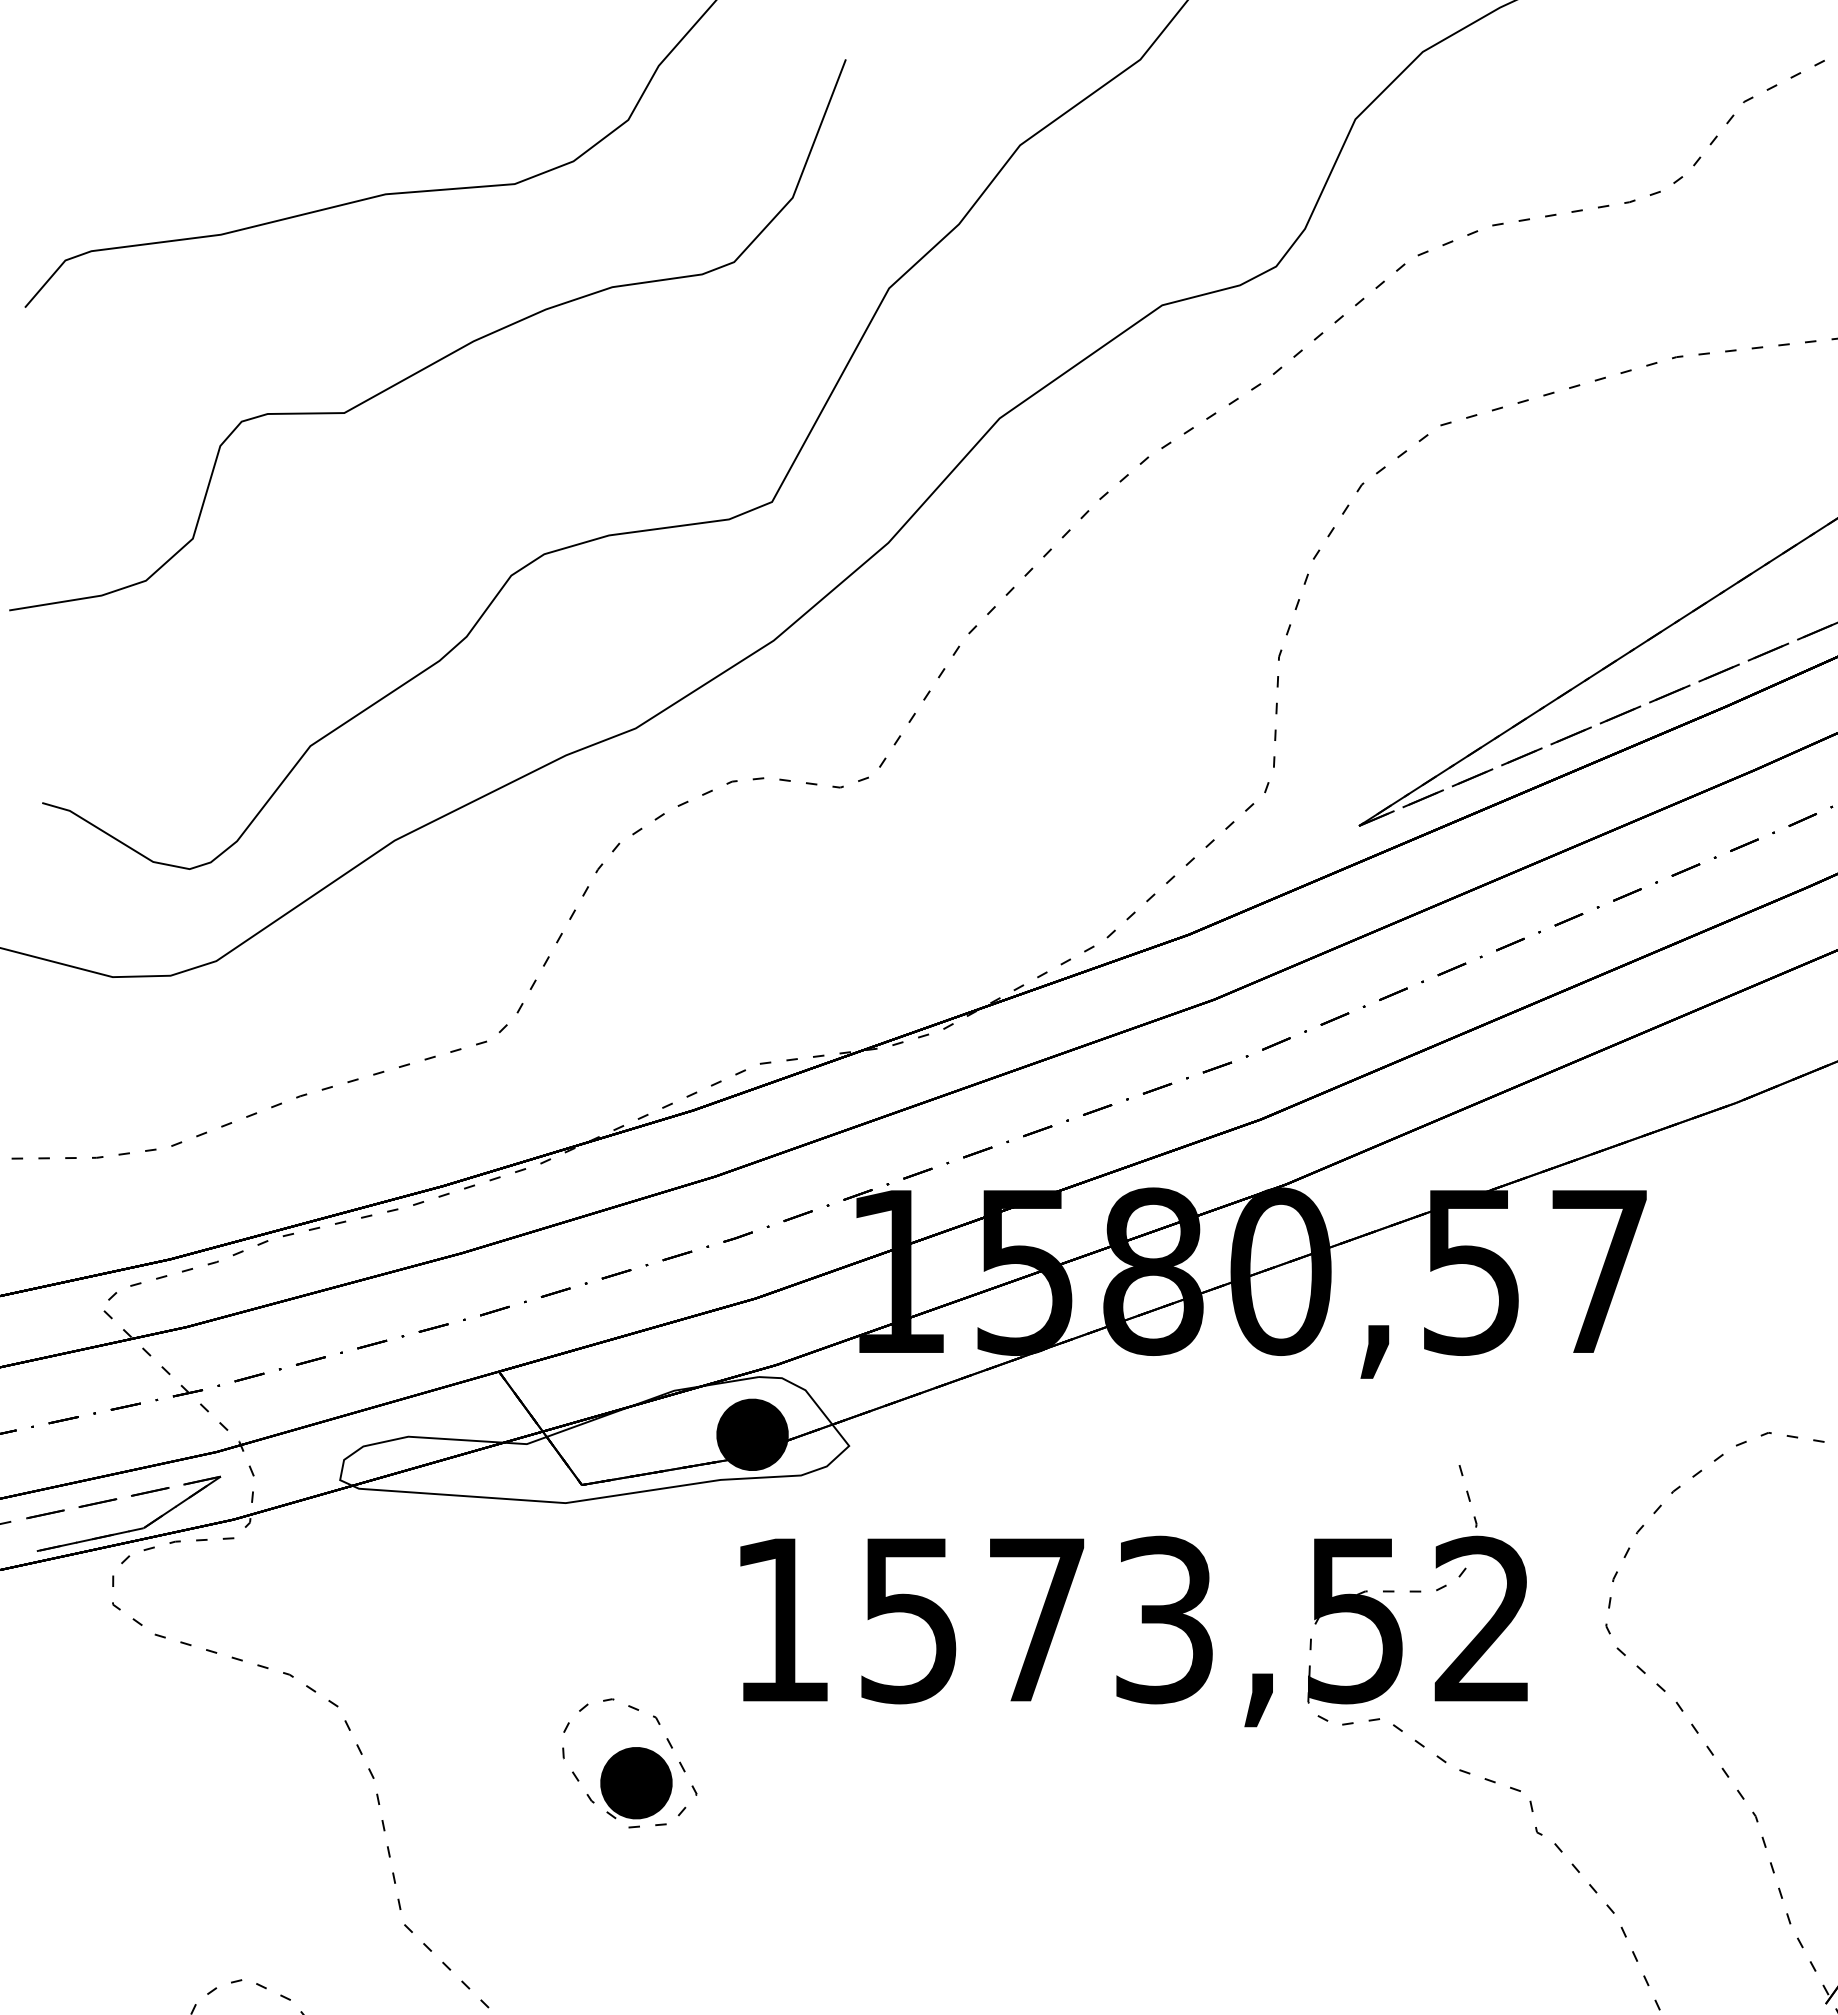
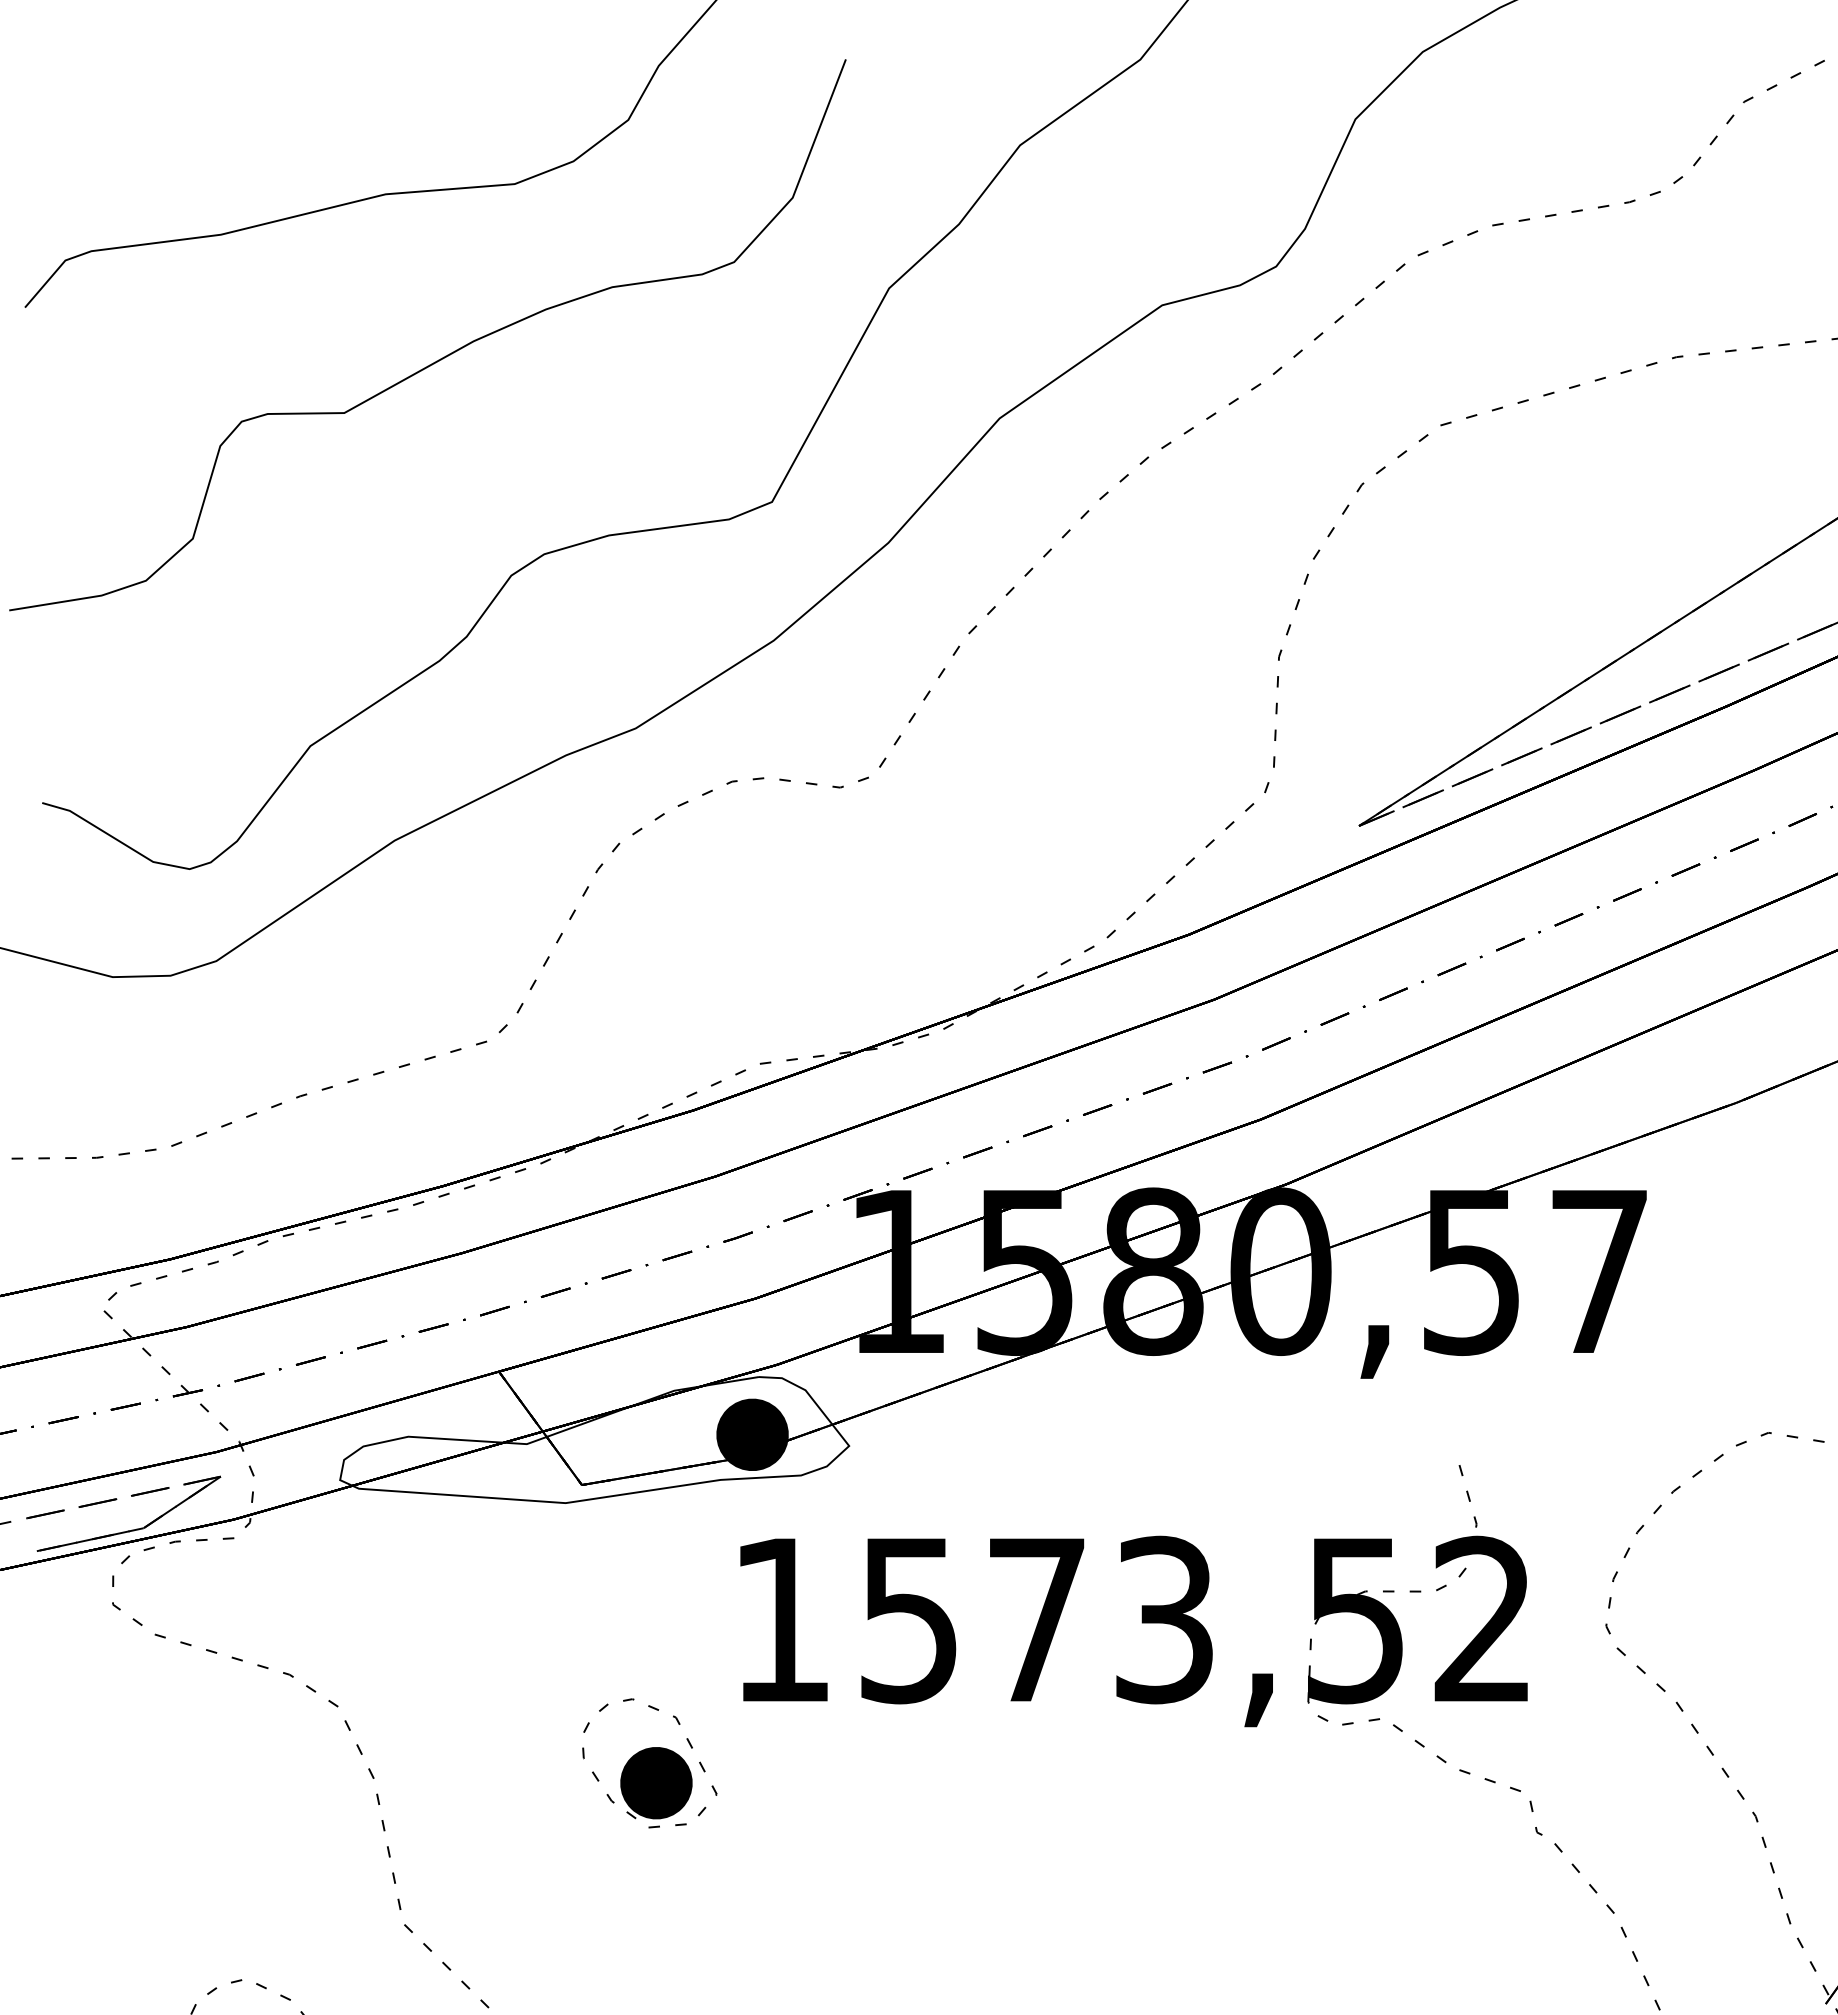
part position: (629, 1763) -> (649, 1763) (649, 1763)
